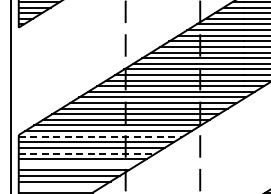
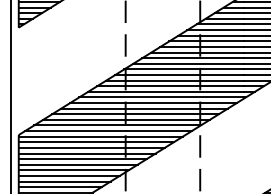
line: dashed -> solid (100, 136)
line: dashed -> solid (87, 153)
line: none -> present (77, 164)
line: none -> present (59, 187)
